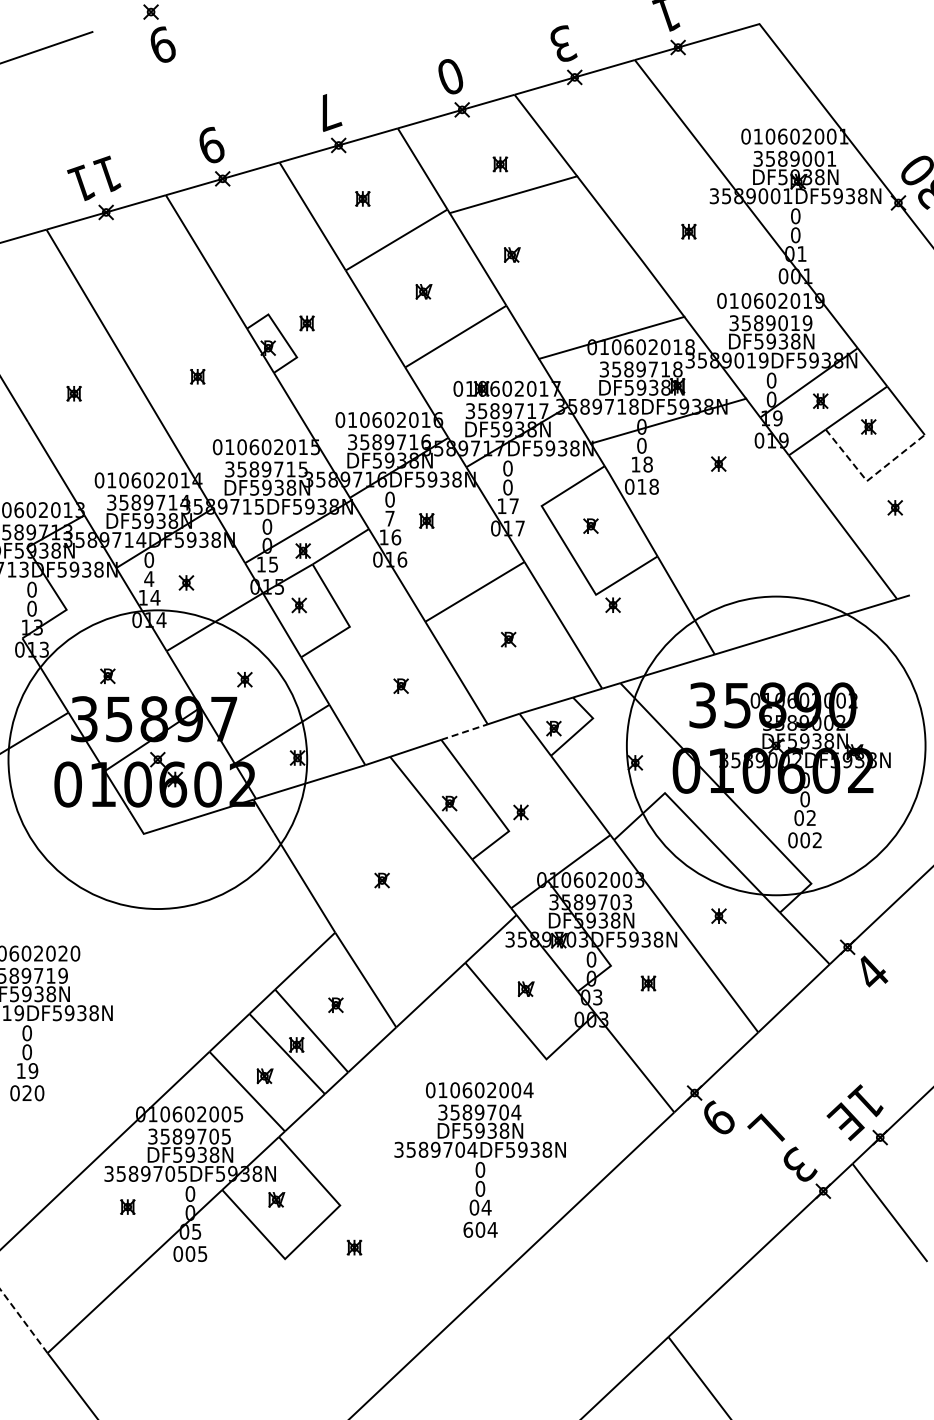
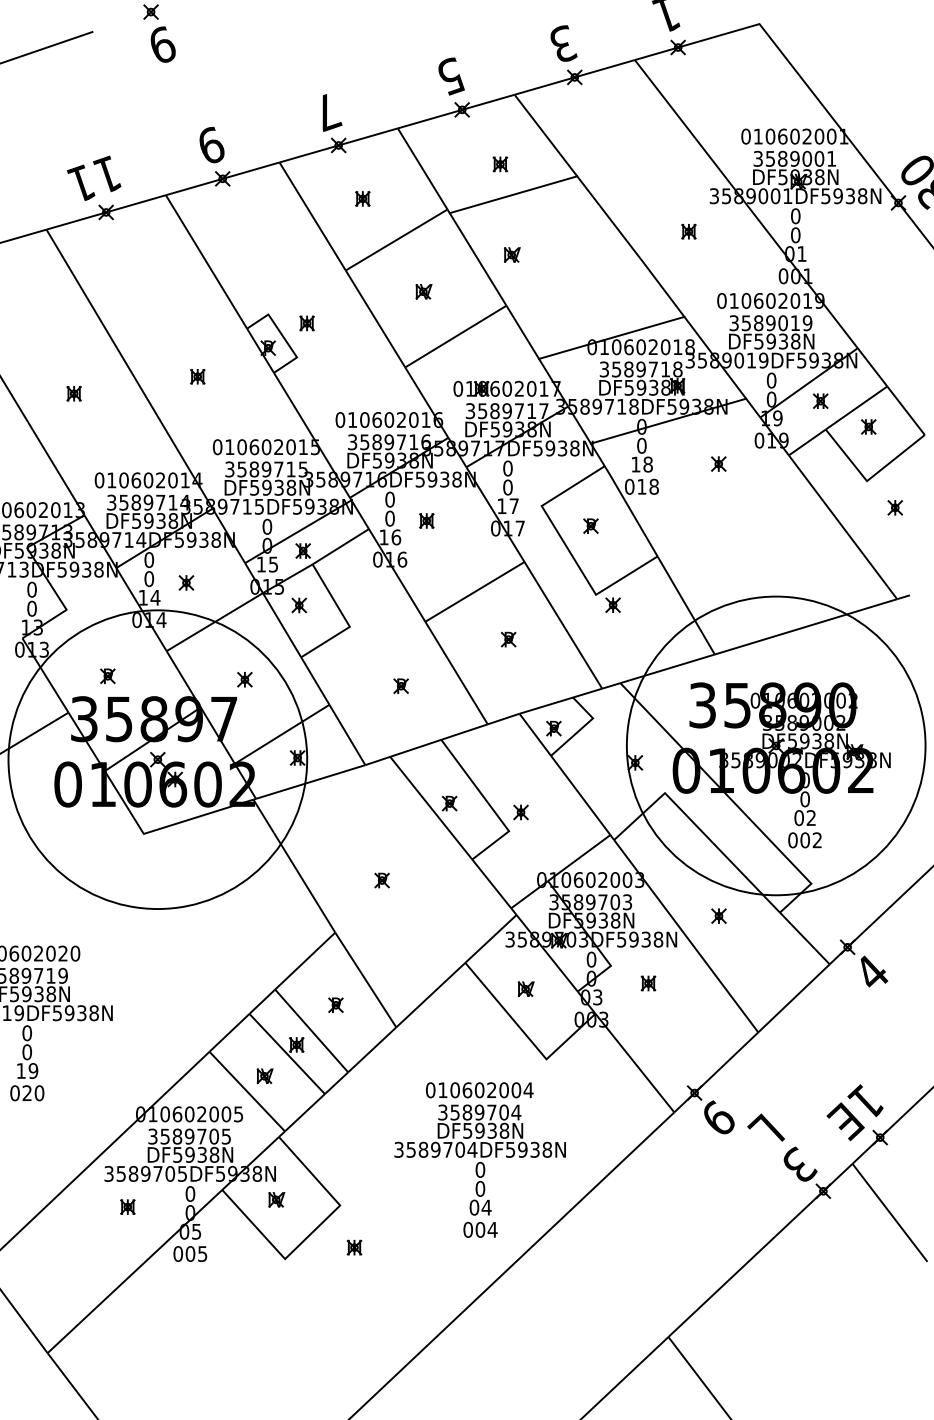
text: 0 -> 5 (451, 76)
line: dashed -> solid (869, 479)
text: 7 -> 0 (389, 518)
text: 4 -> 0 (149, 579)
line: dashed -> solid (464, 732)
text: 604 -> 004 (468, 1229)
line: dashed -> solid (23, 1321)
